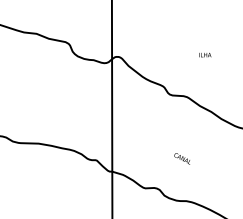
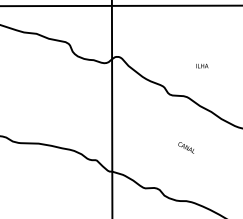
line: none -> present (120, 5)
text position: (205, 54) -> (202, 65) (202, 65)
text position: (181, 158) -> (185, 147) (185, 147)
